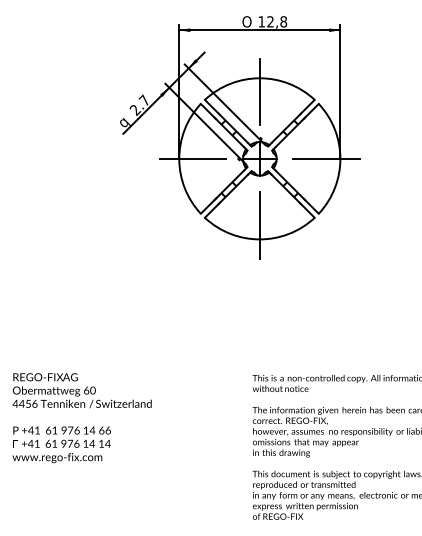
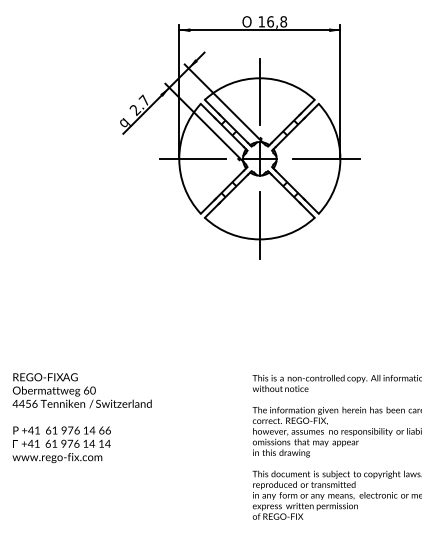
text: 12,8 -> 16,8 (270, 21)
